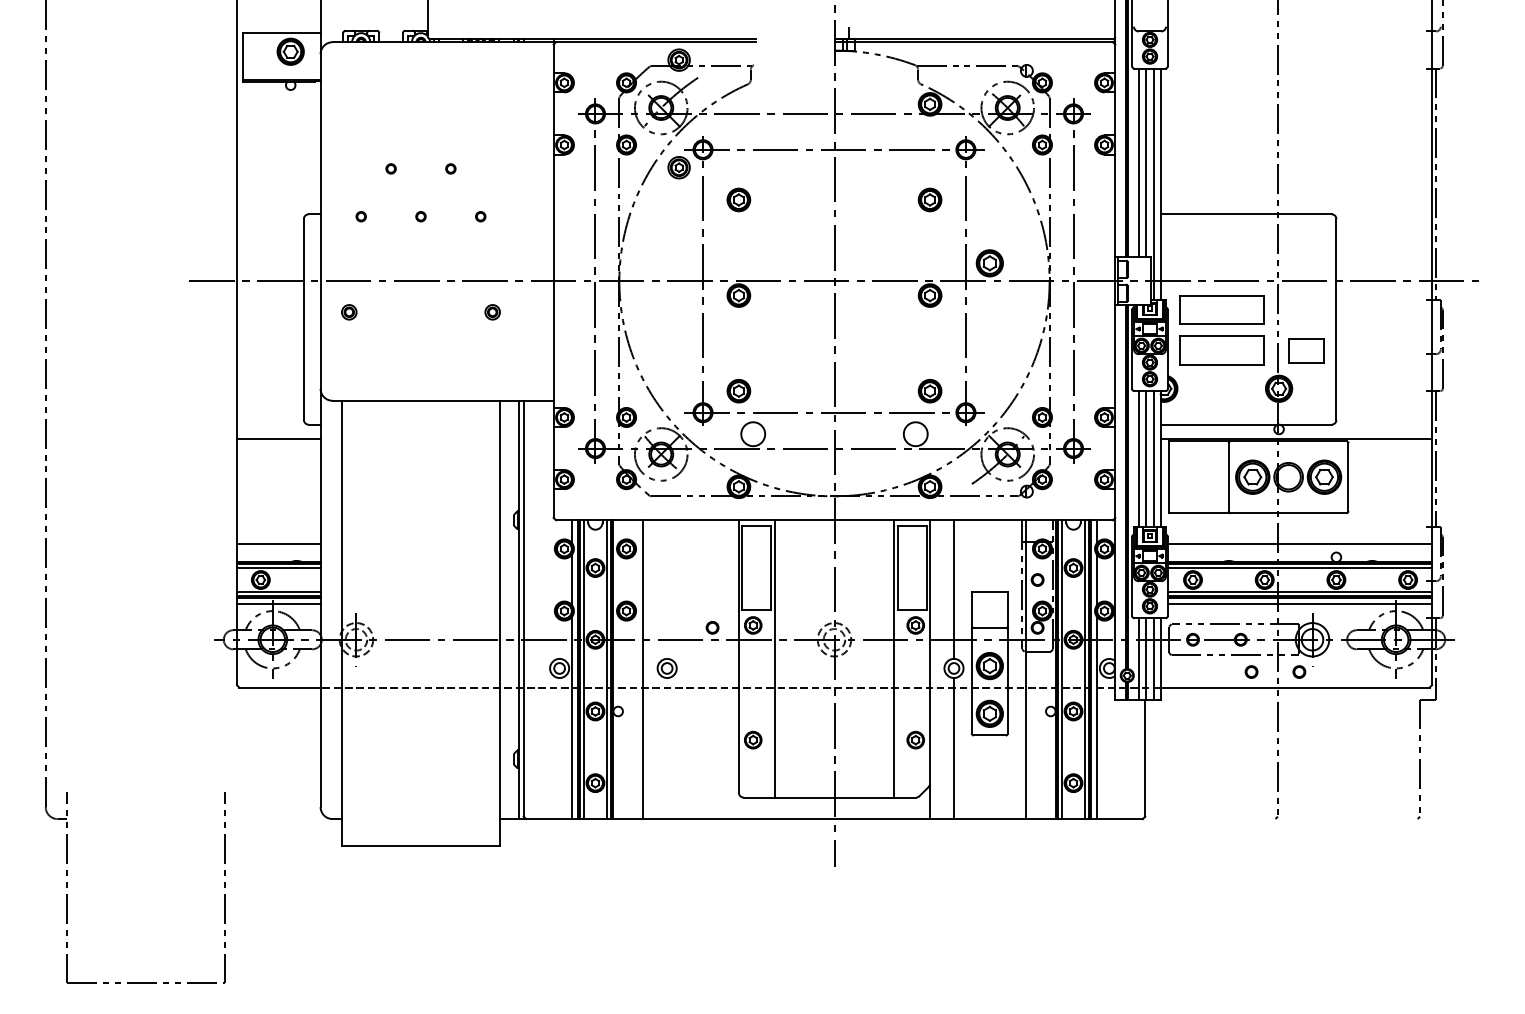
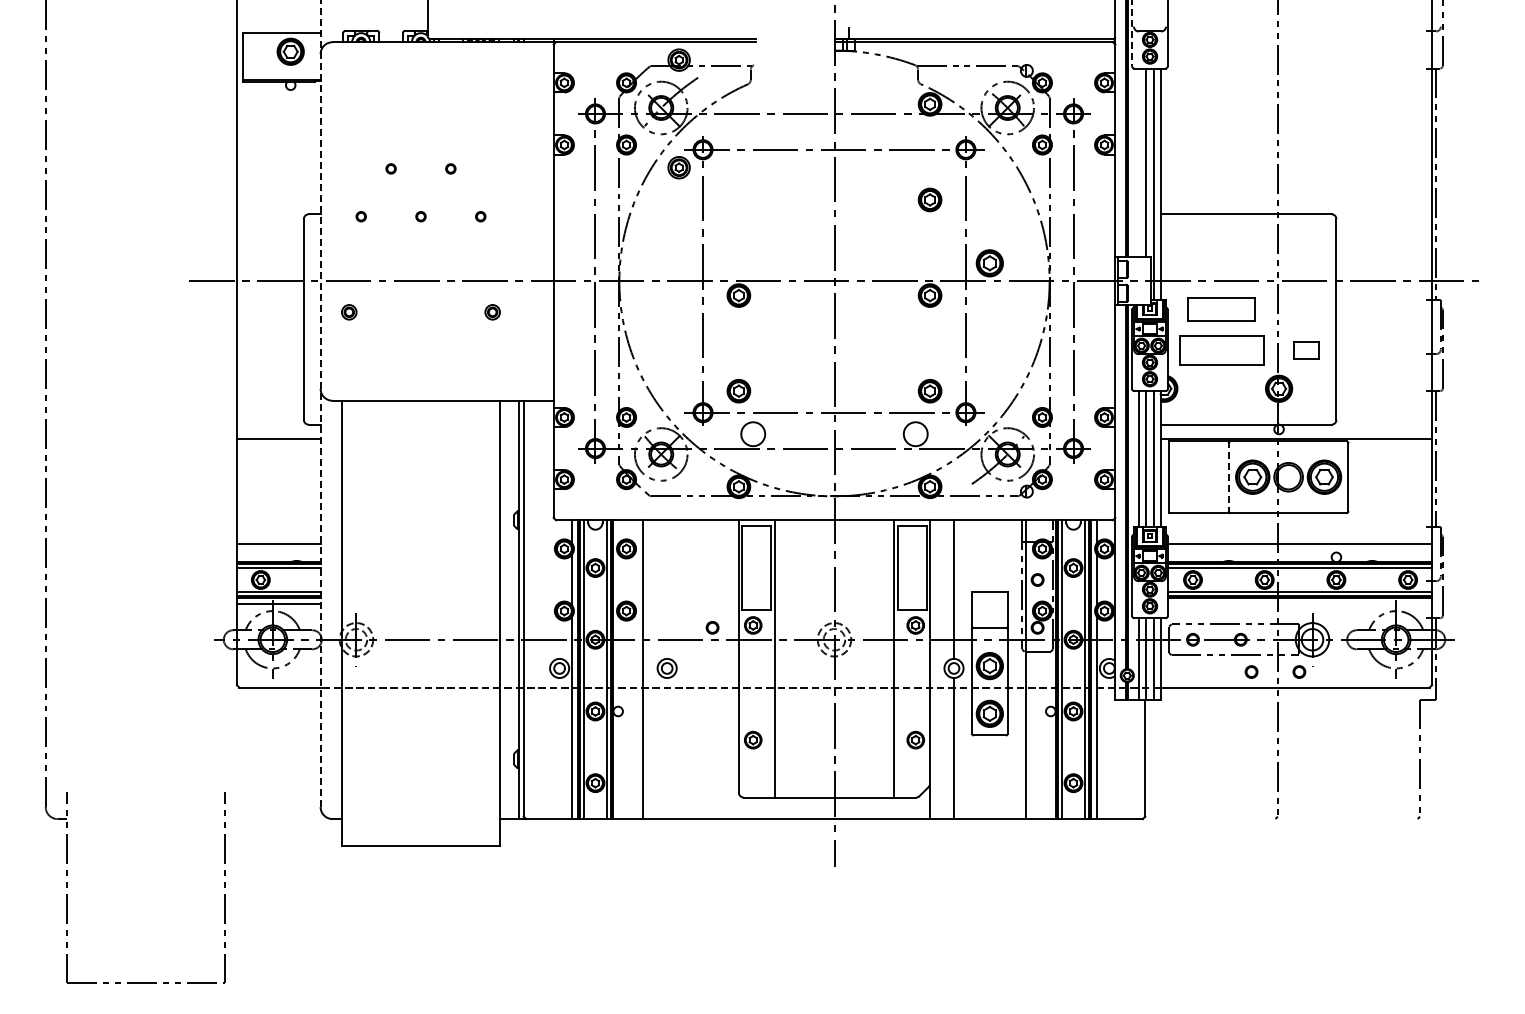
line: solid -> dashed (1132, 33)
line: present -> none (1139, 162)
part: present -> none (738, 199)
part size: 86x30 px -> 69x25 px (1221, 309)
part size: 37x26 px -> 27x19 px (1306, 350)
line: solid -> dashed (320, 403)
line: solid -> dashed (1228, 477)
line: present -> none (1299, 603)
